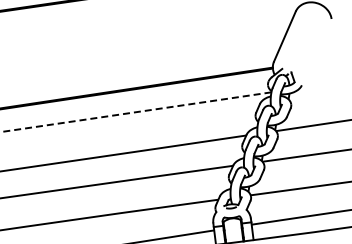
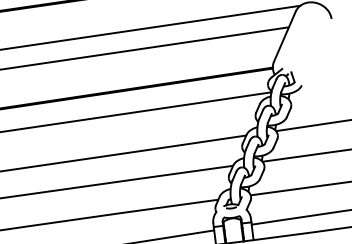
line: none -> present (151, 27)
line: none -> present (145, 48)
line: dashed -> solid (136, 112)
